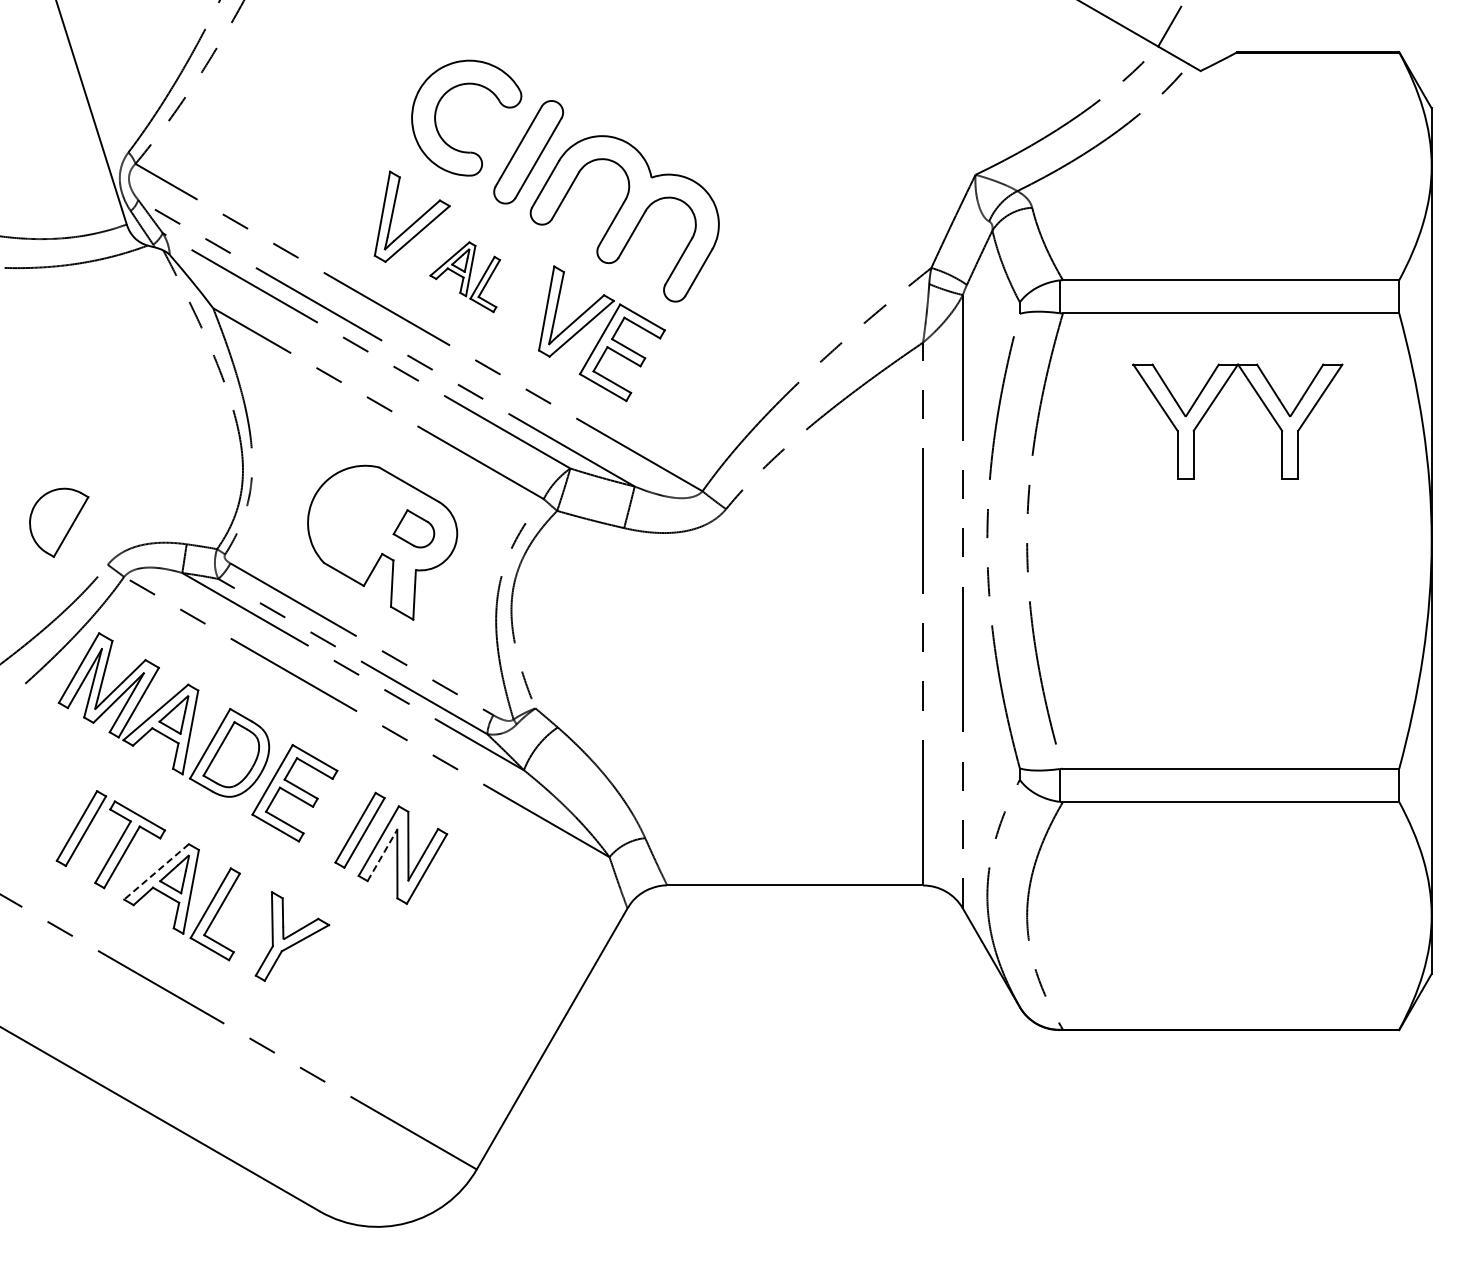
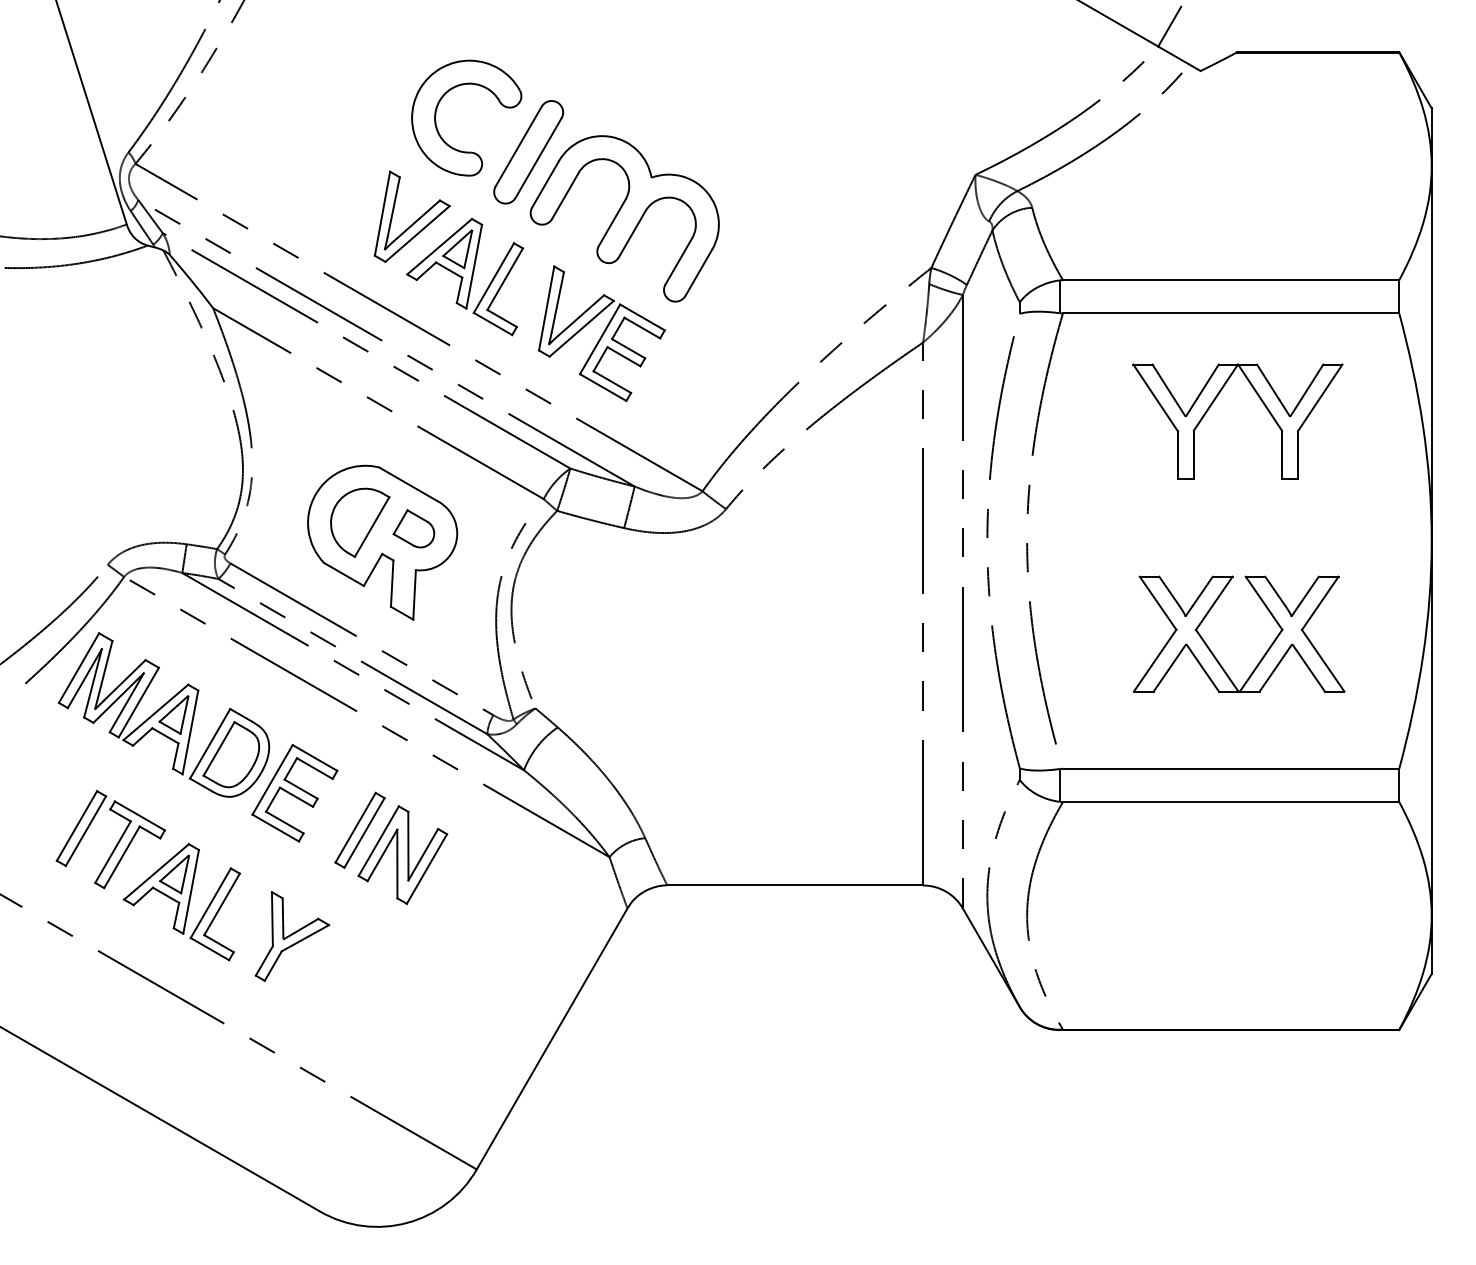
part size: 73x73 px -> 119x119 px (465, 277)
part position: (59, 522) -> (360, 522) (360, 522)
part: none -> present (1214, 654)
line: dashed -> solid (382, 855)
line: dashed -> solid (156, 871)
